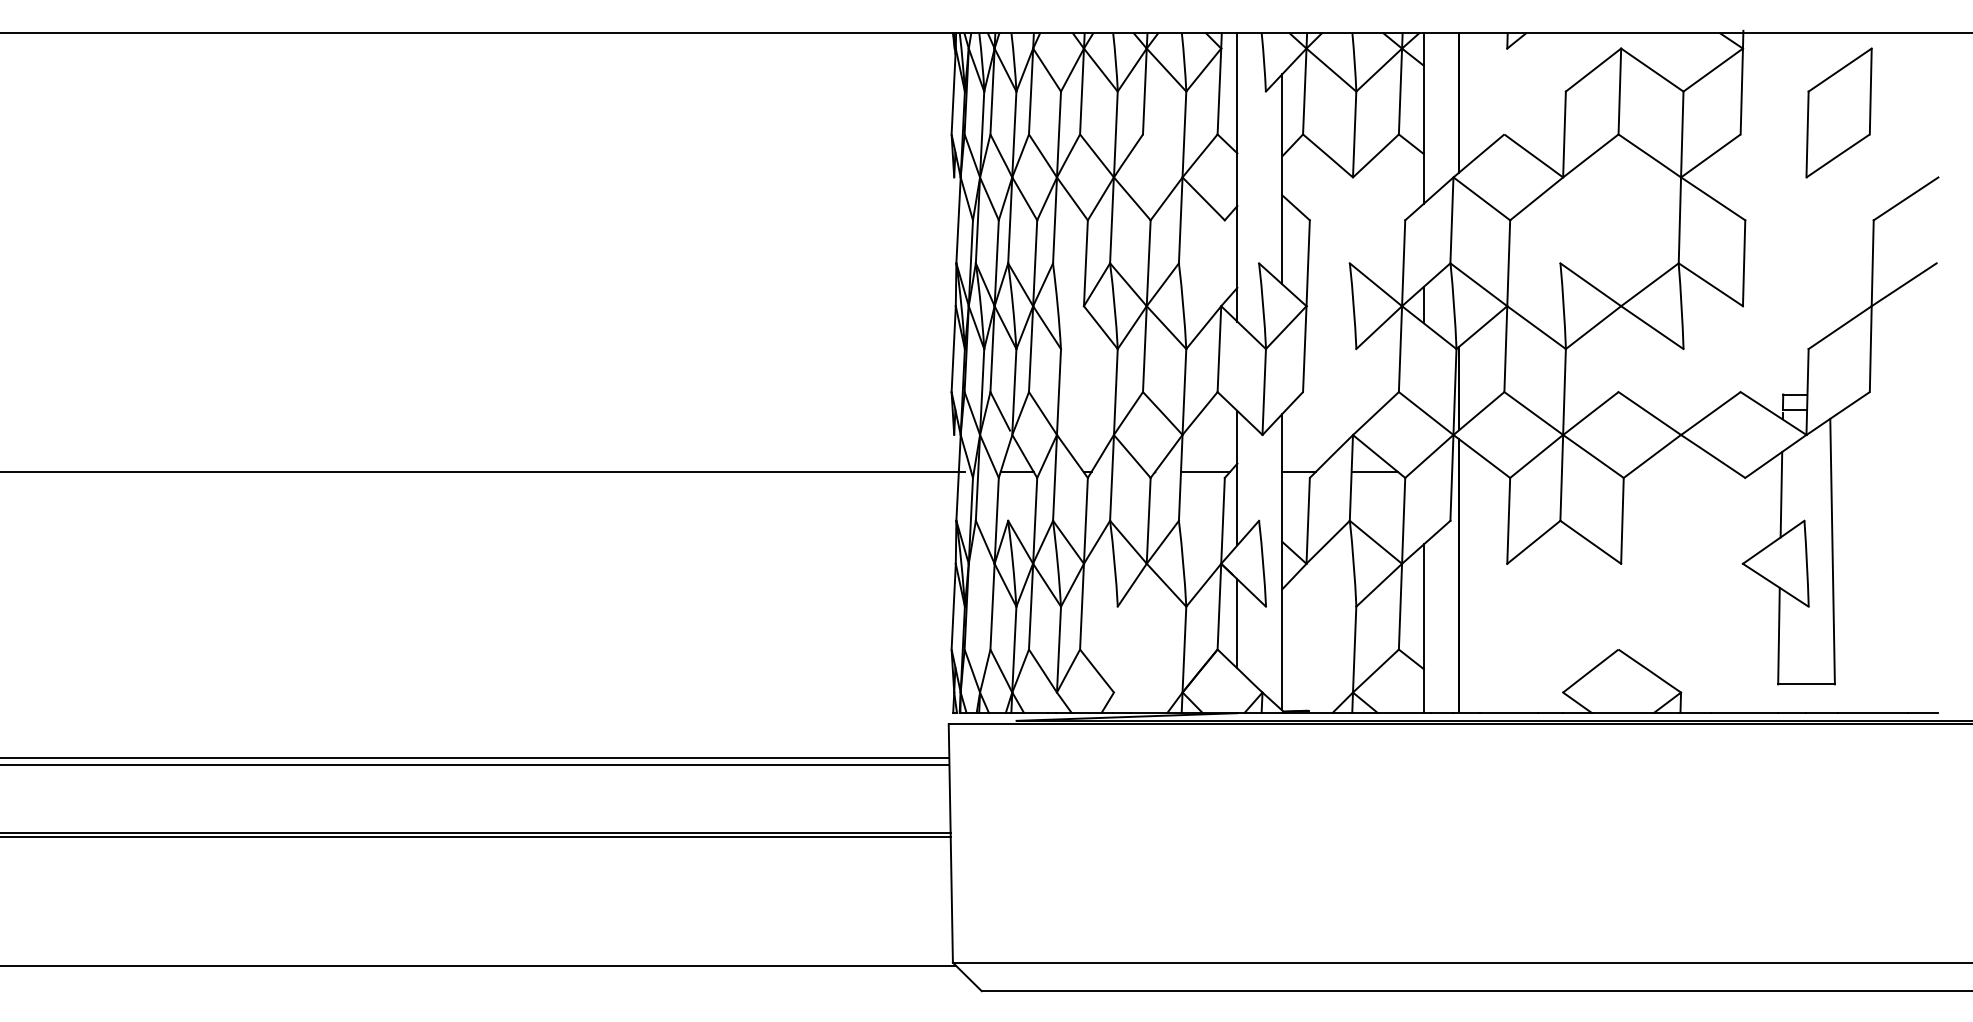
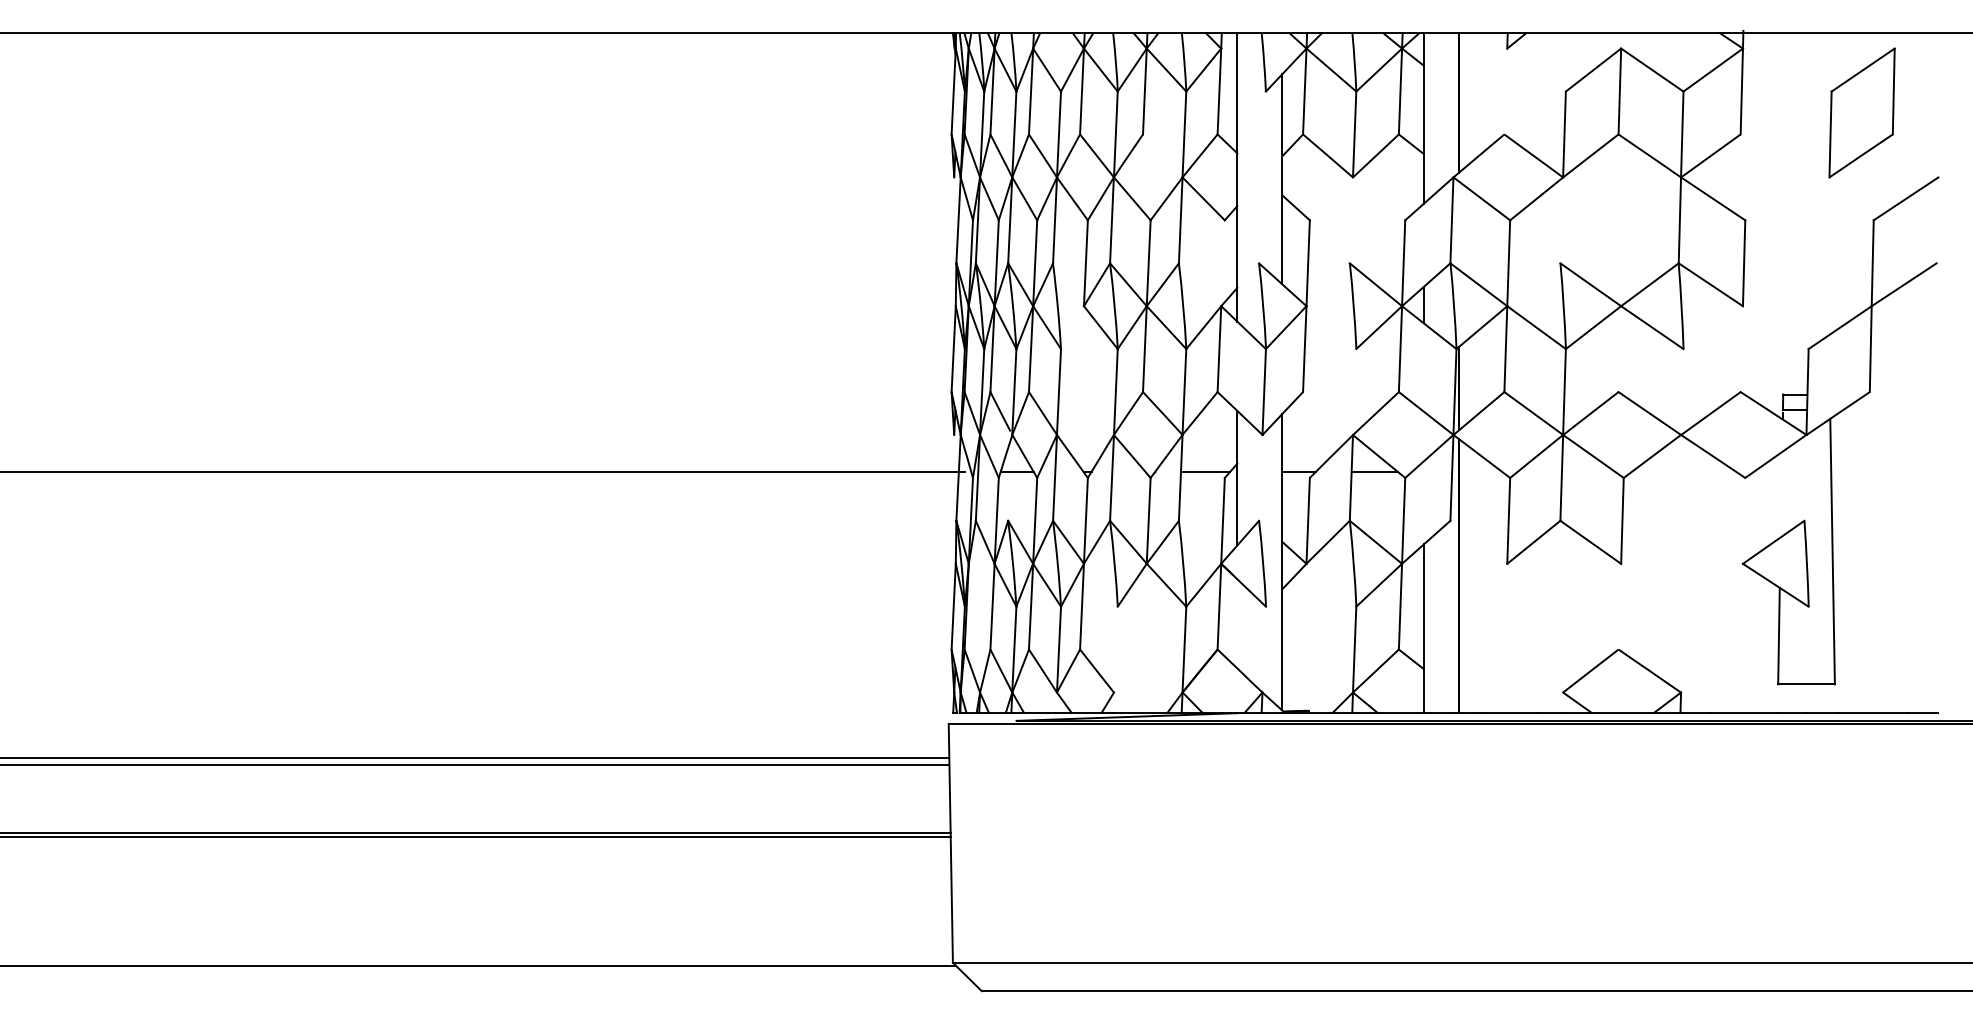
part position: (1838, 112) -> (1861, 112) (1861, 112)
line: present -> none (1781, 494)
line: present -> none (1237, 623)
